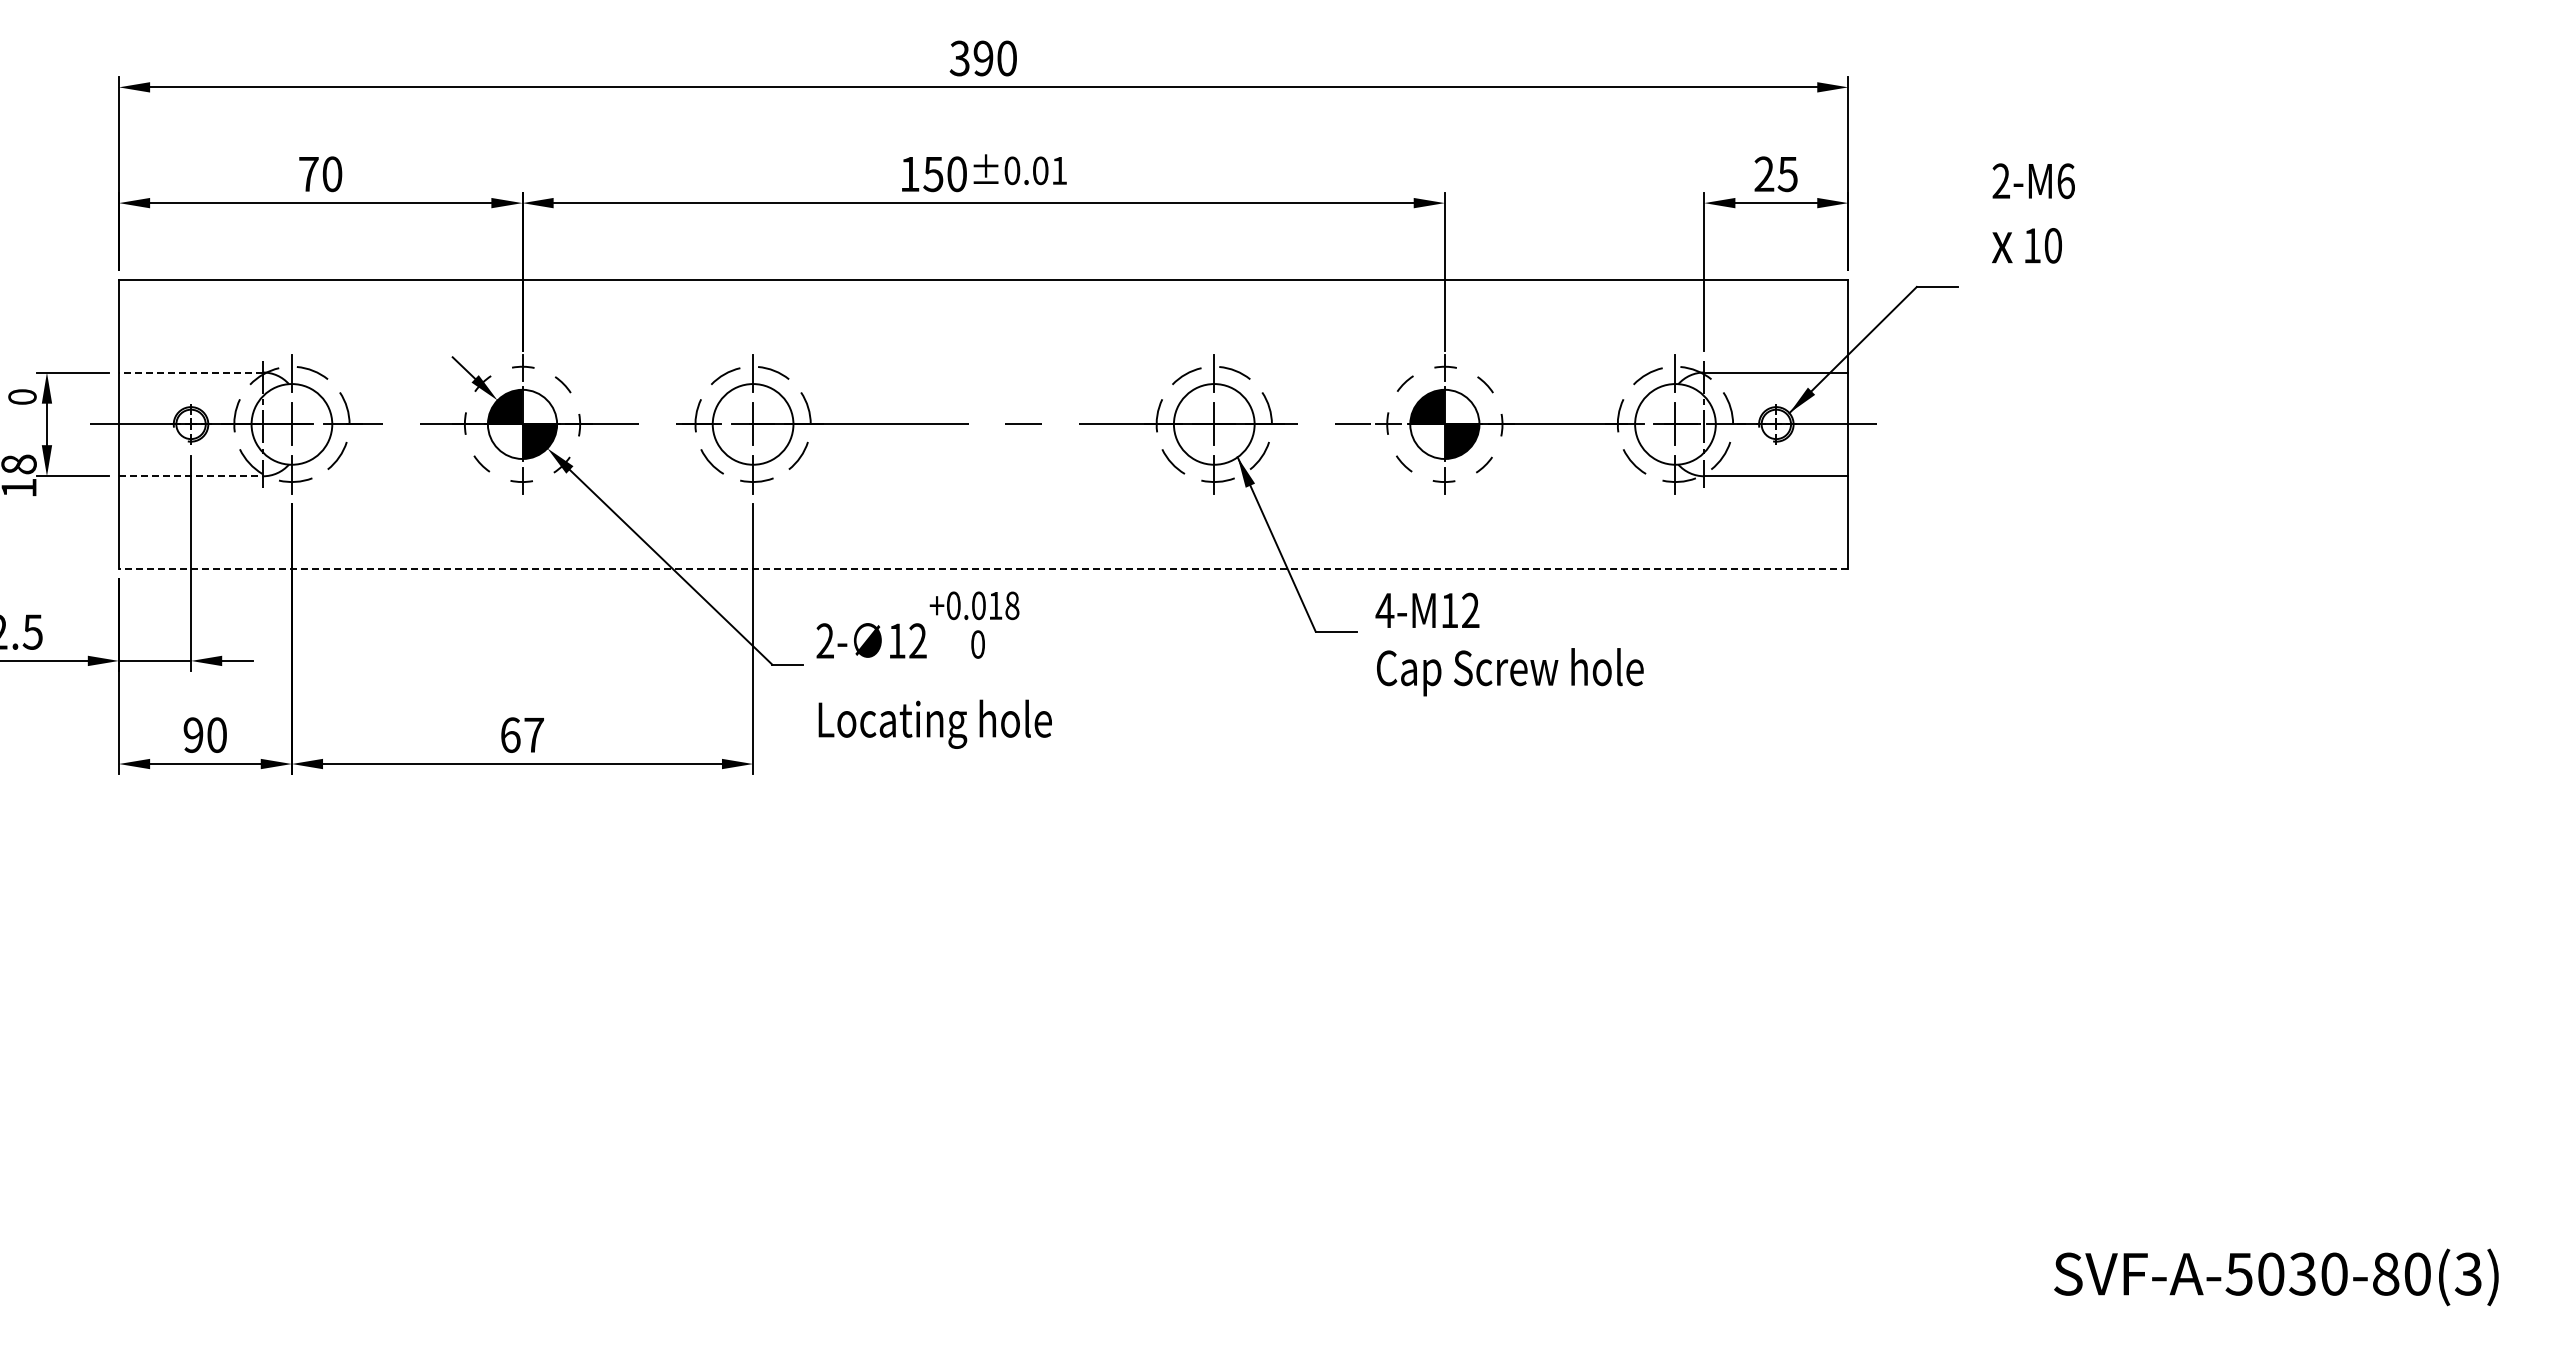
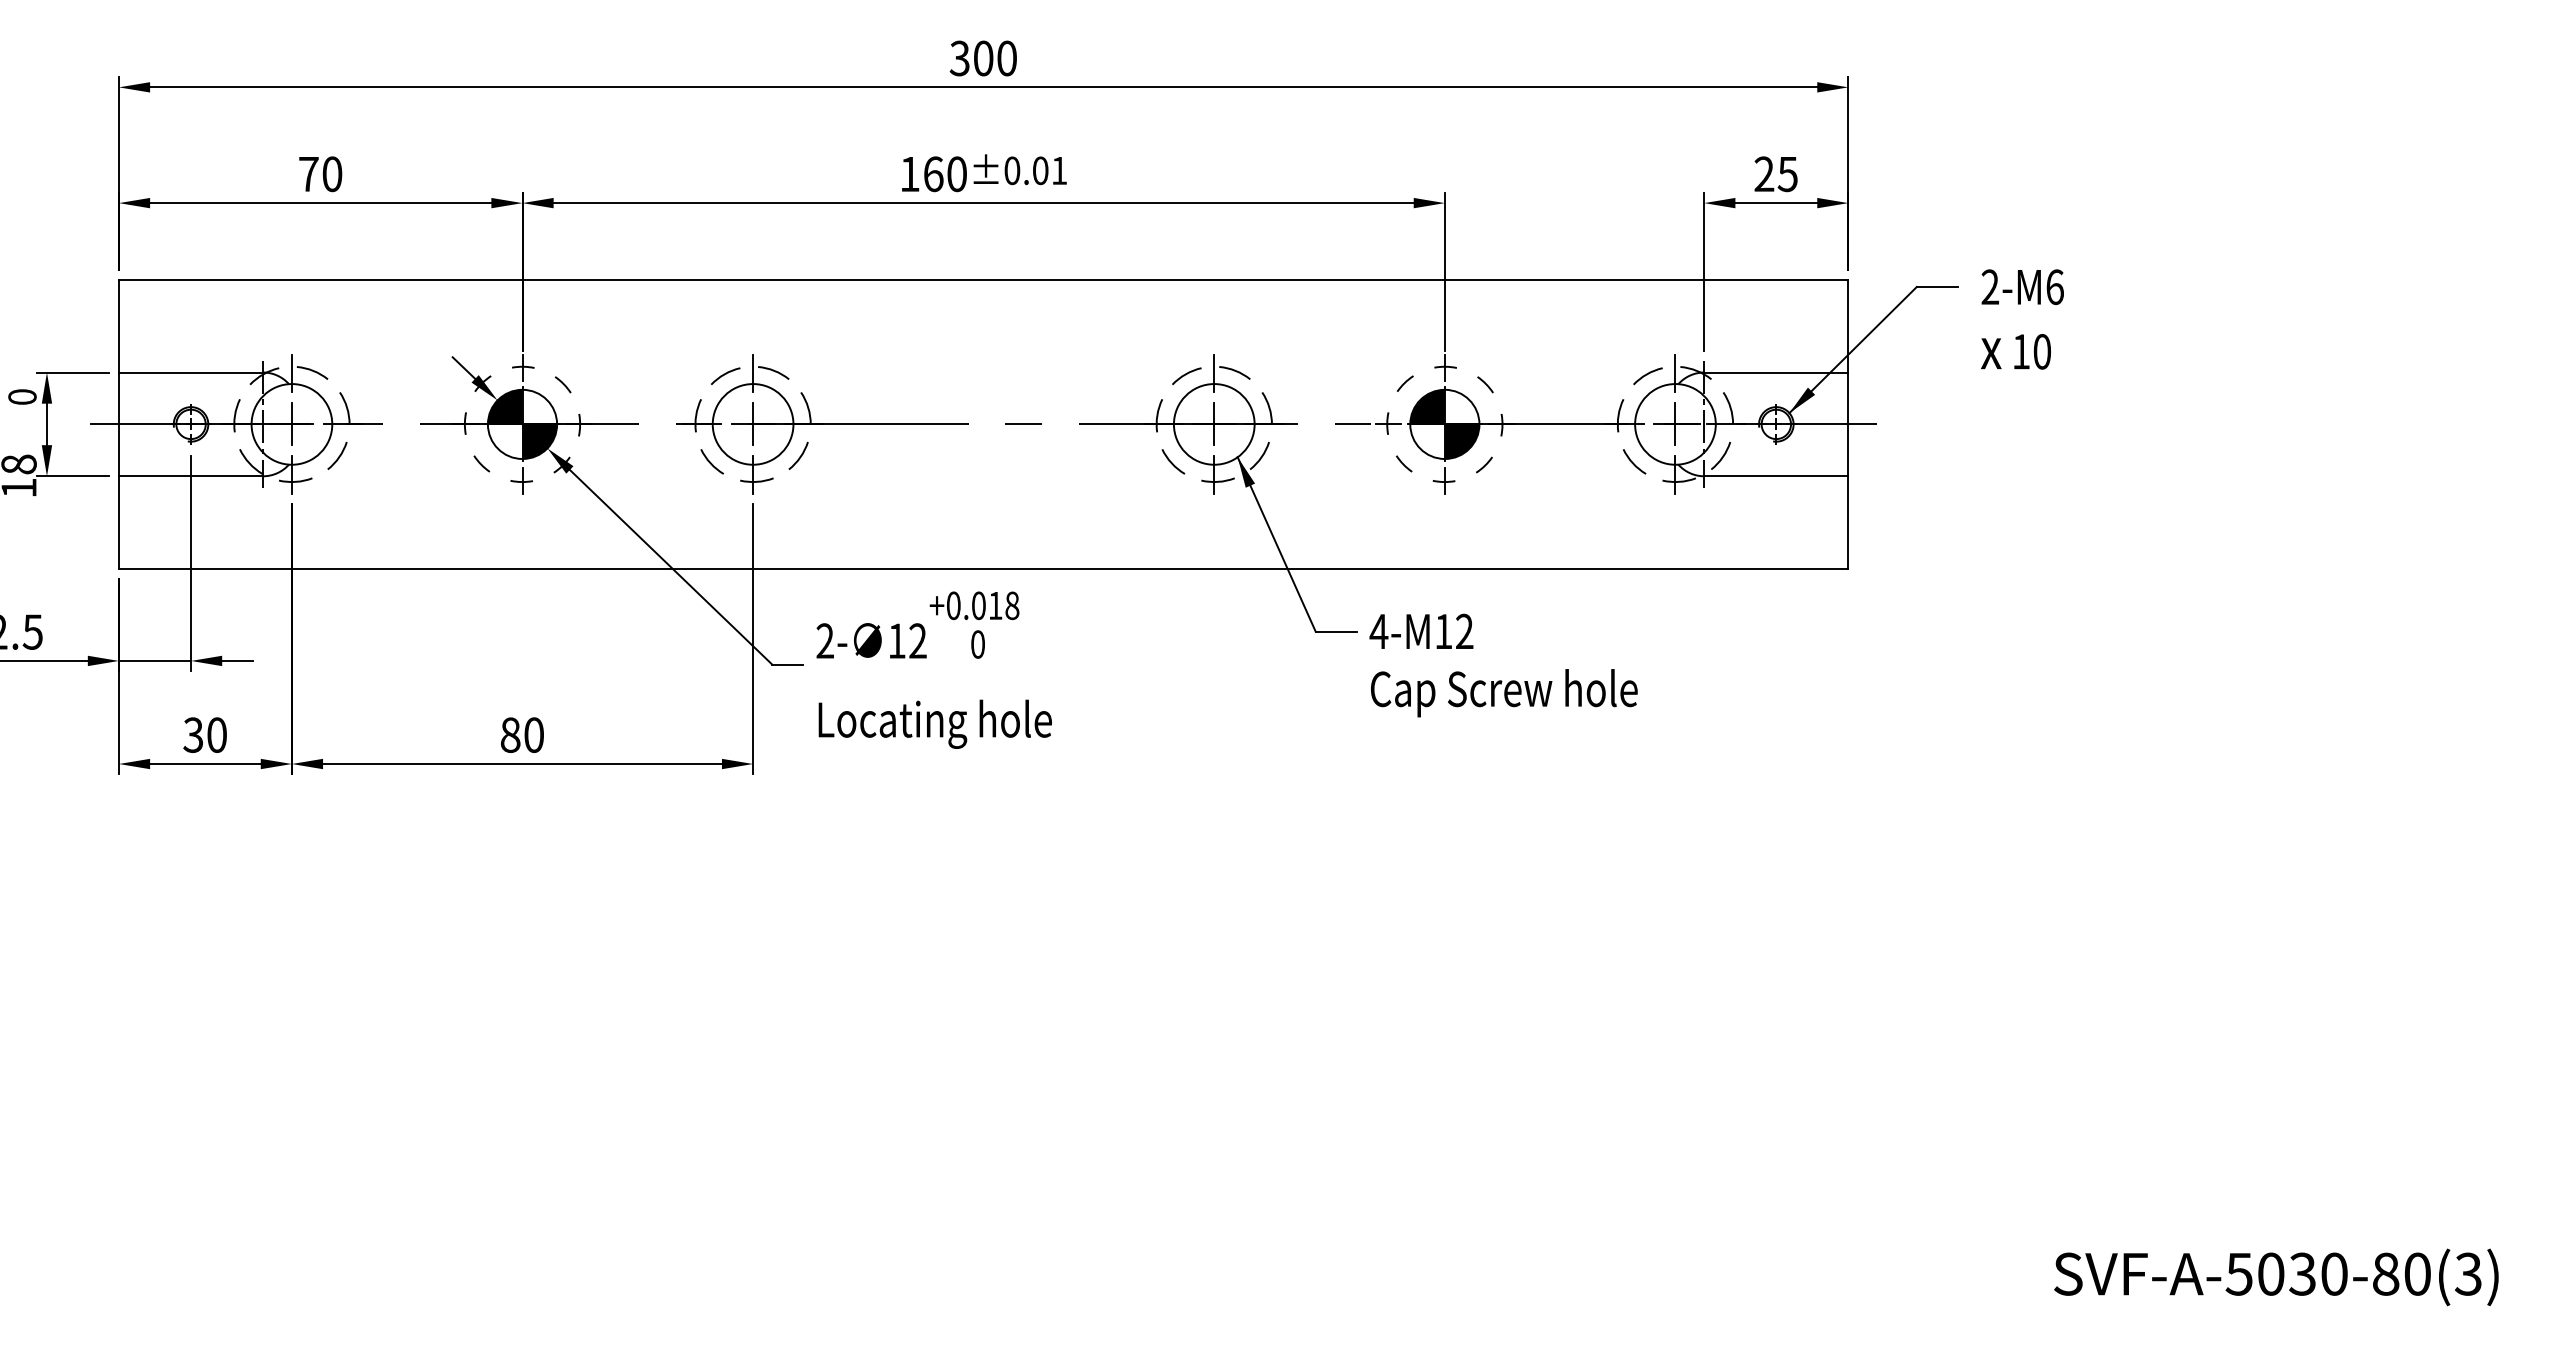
text: 390 -> 300 (983, 58)
text: 150 -> 160 (933, 174)
text position: (2033, 213) -> (2022, 319) (2022, 319)
line: dashed -> solid (190, 372)
line: dashed -> solid (191, 476)
line: dashed -> solid (983, 568)
text position: (1509, 644) -> (1503, 665) (1503, 665)
text: 90 -> 30 (193, 734)
text: 67 -> 80 (522, 734)
